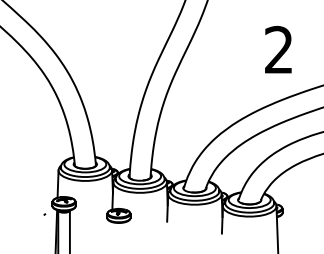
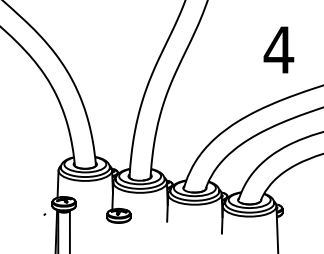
text: 2 -> 4 (278, 49)
